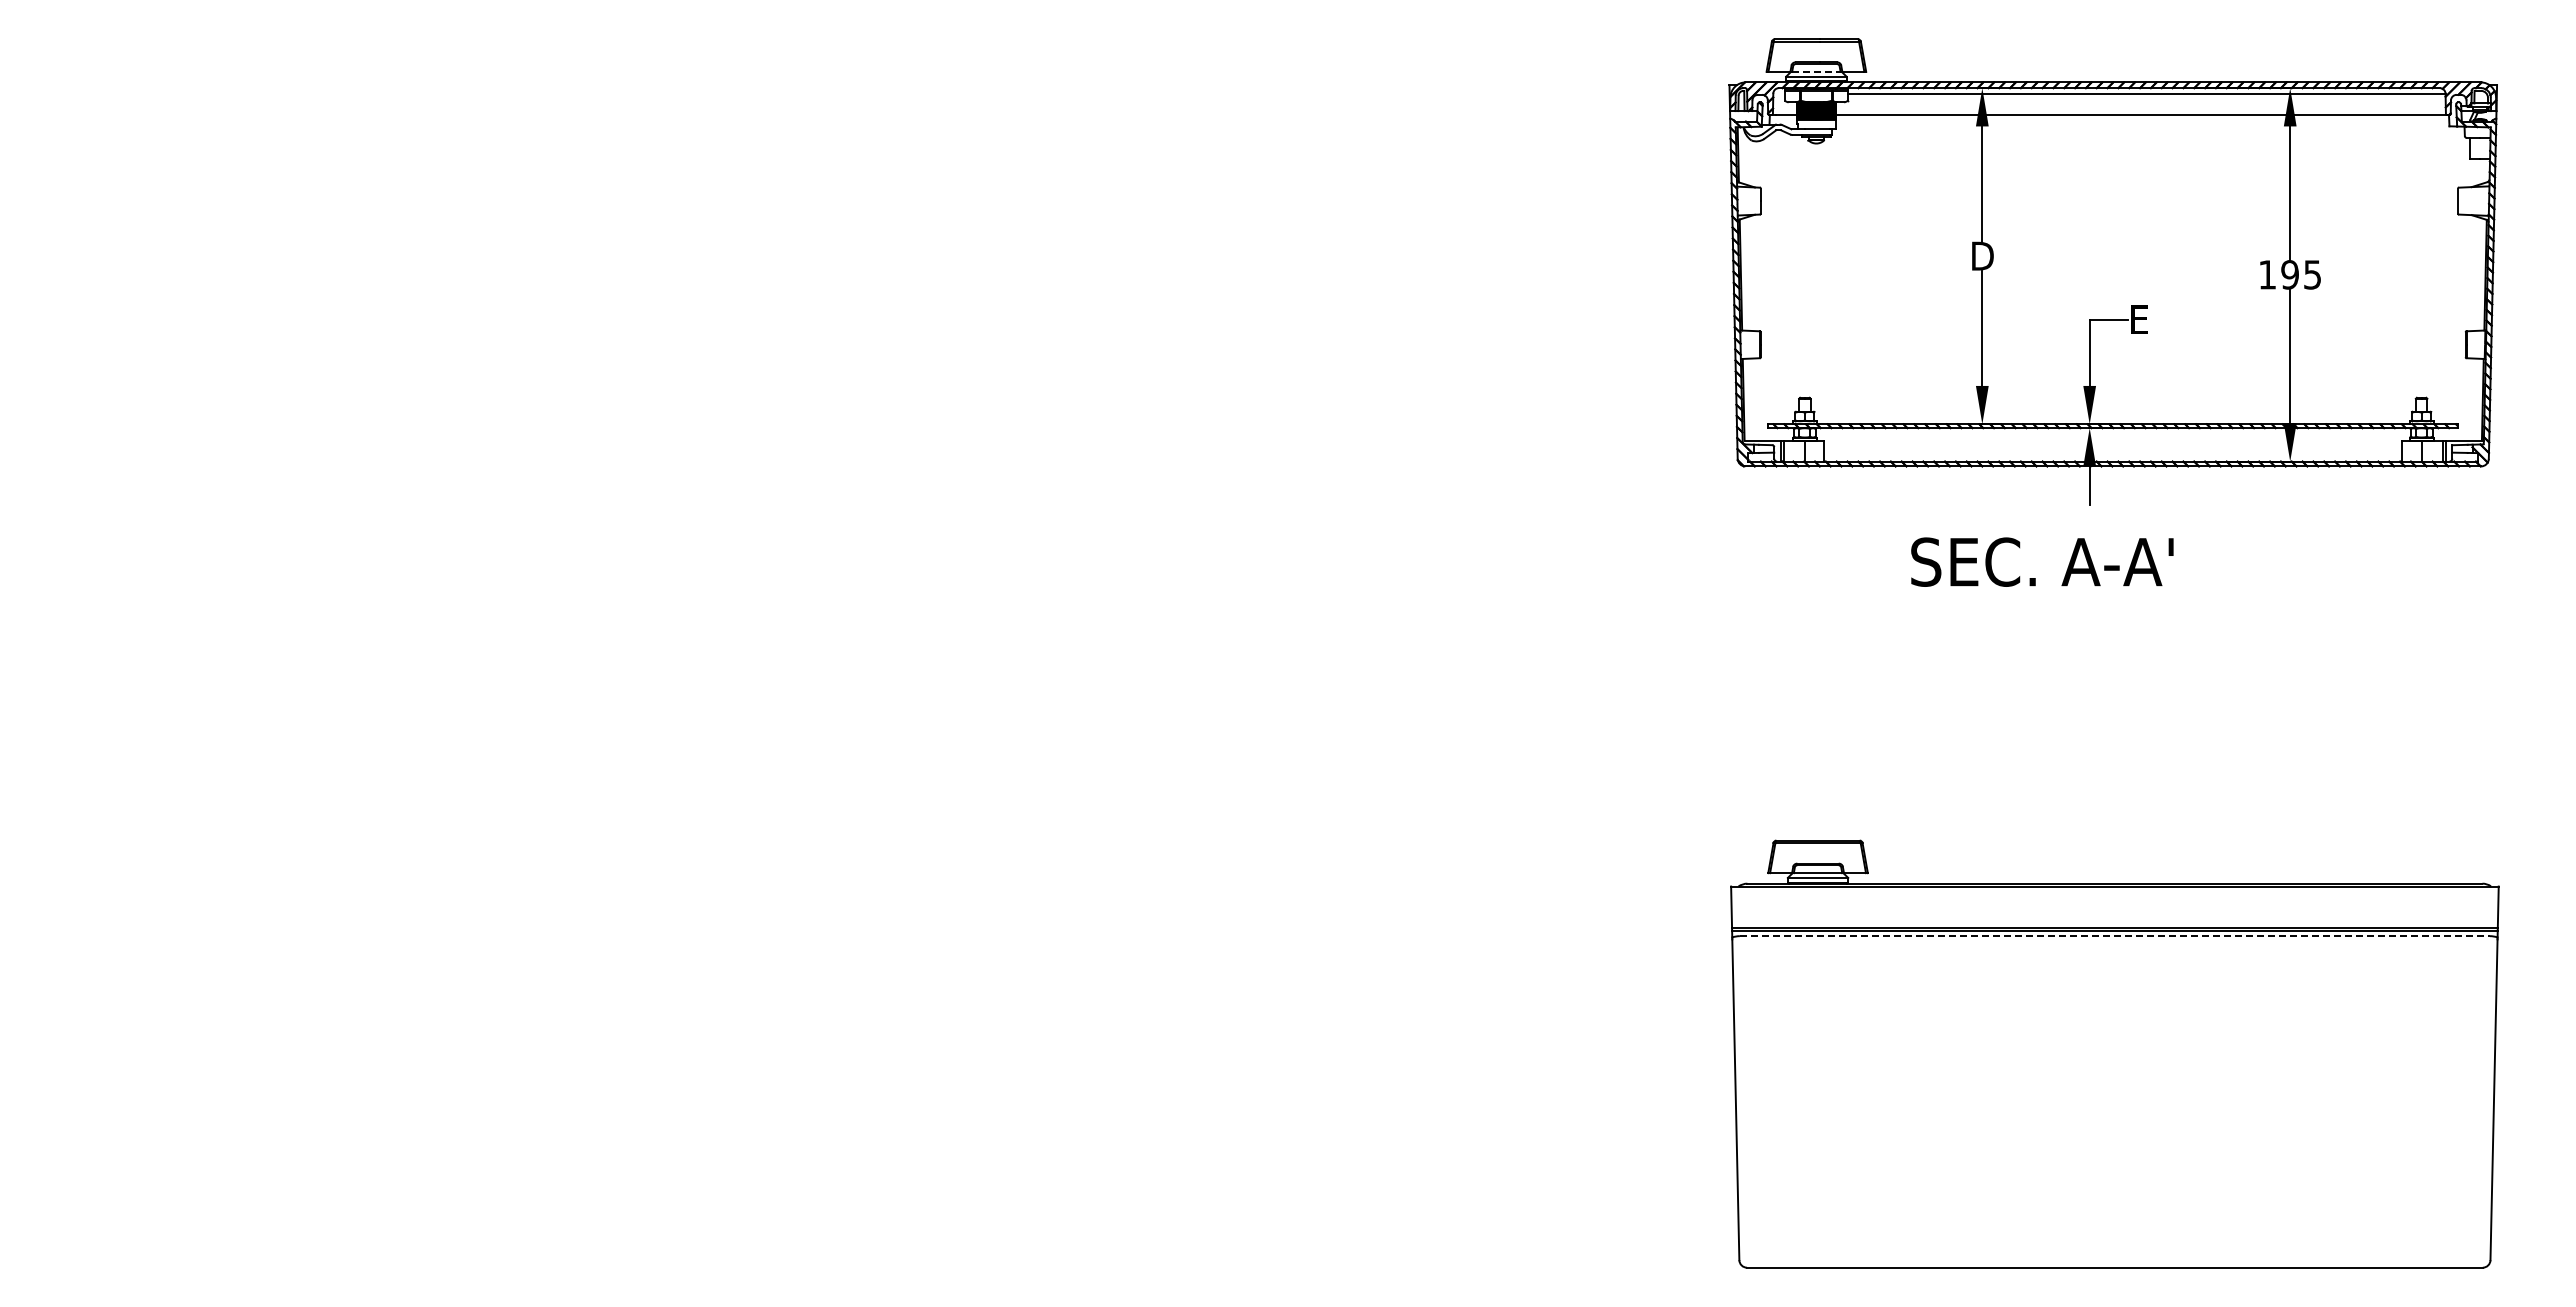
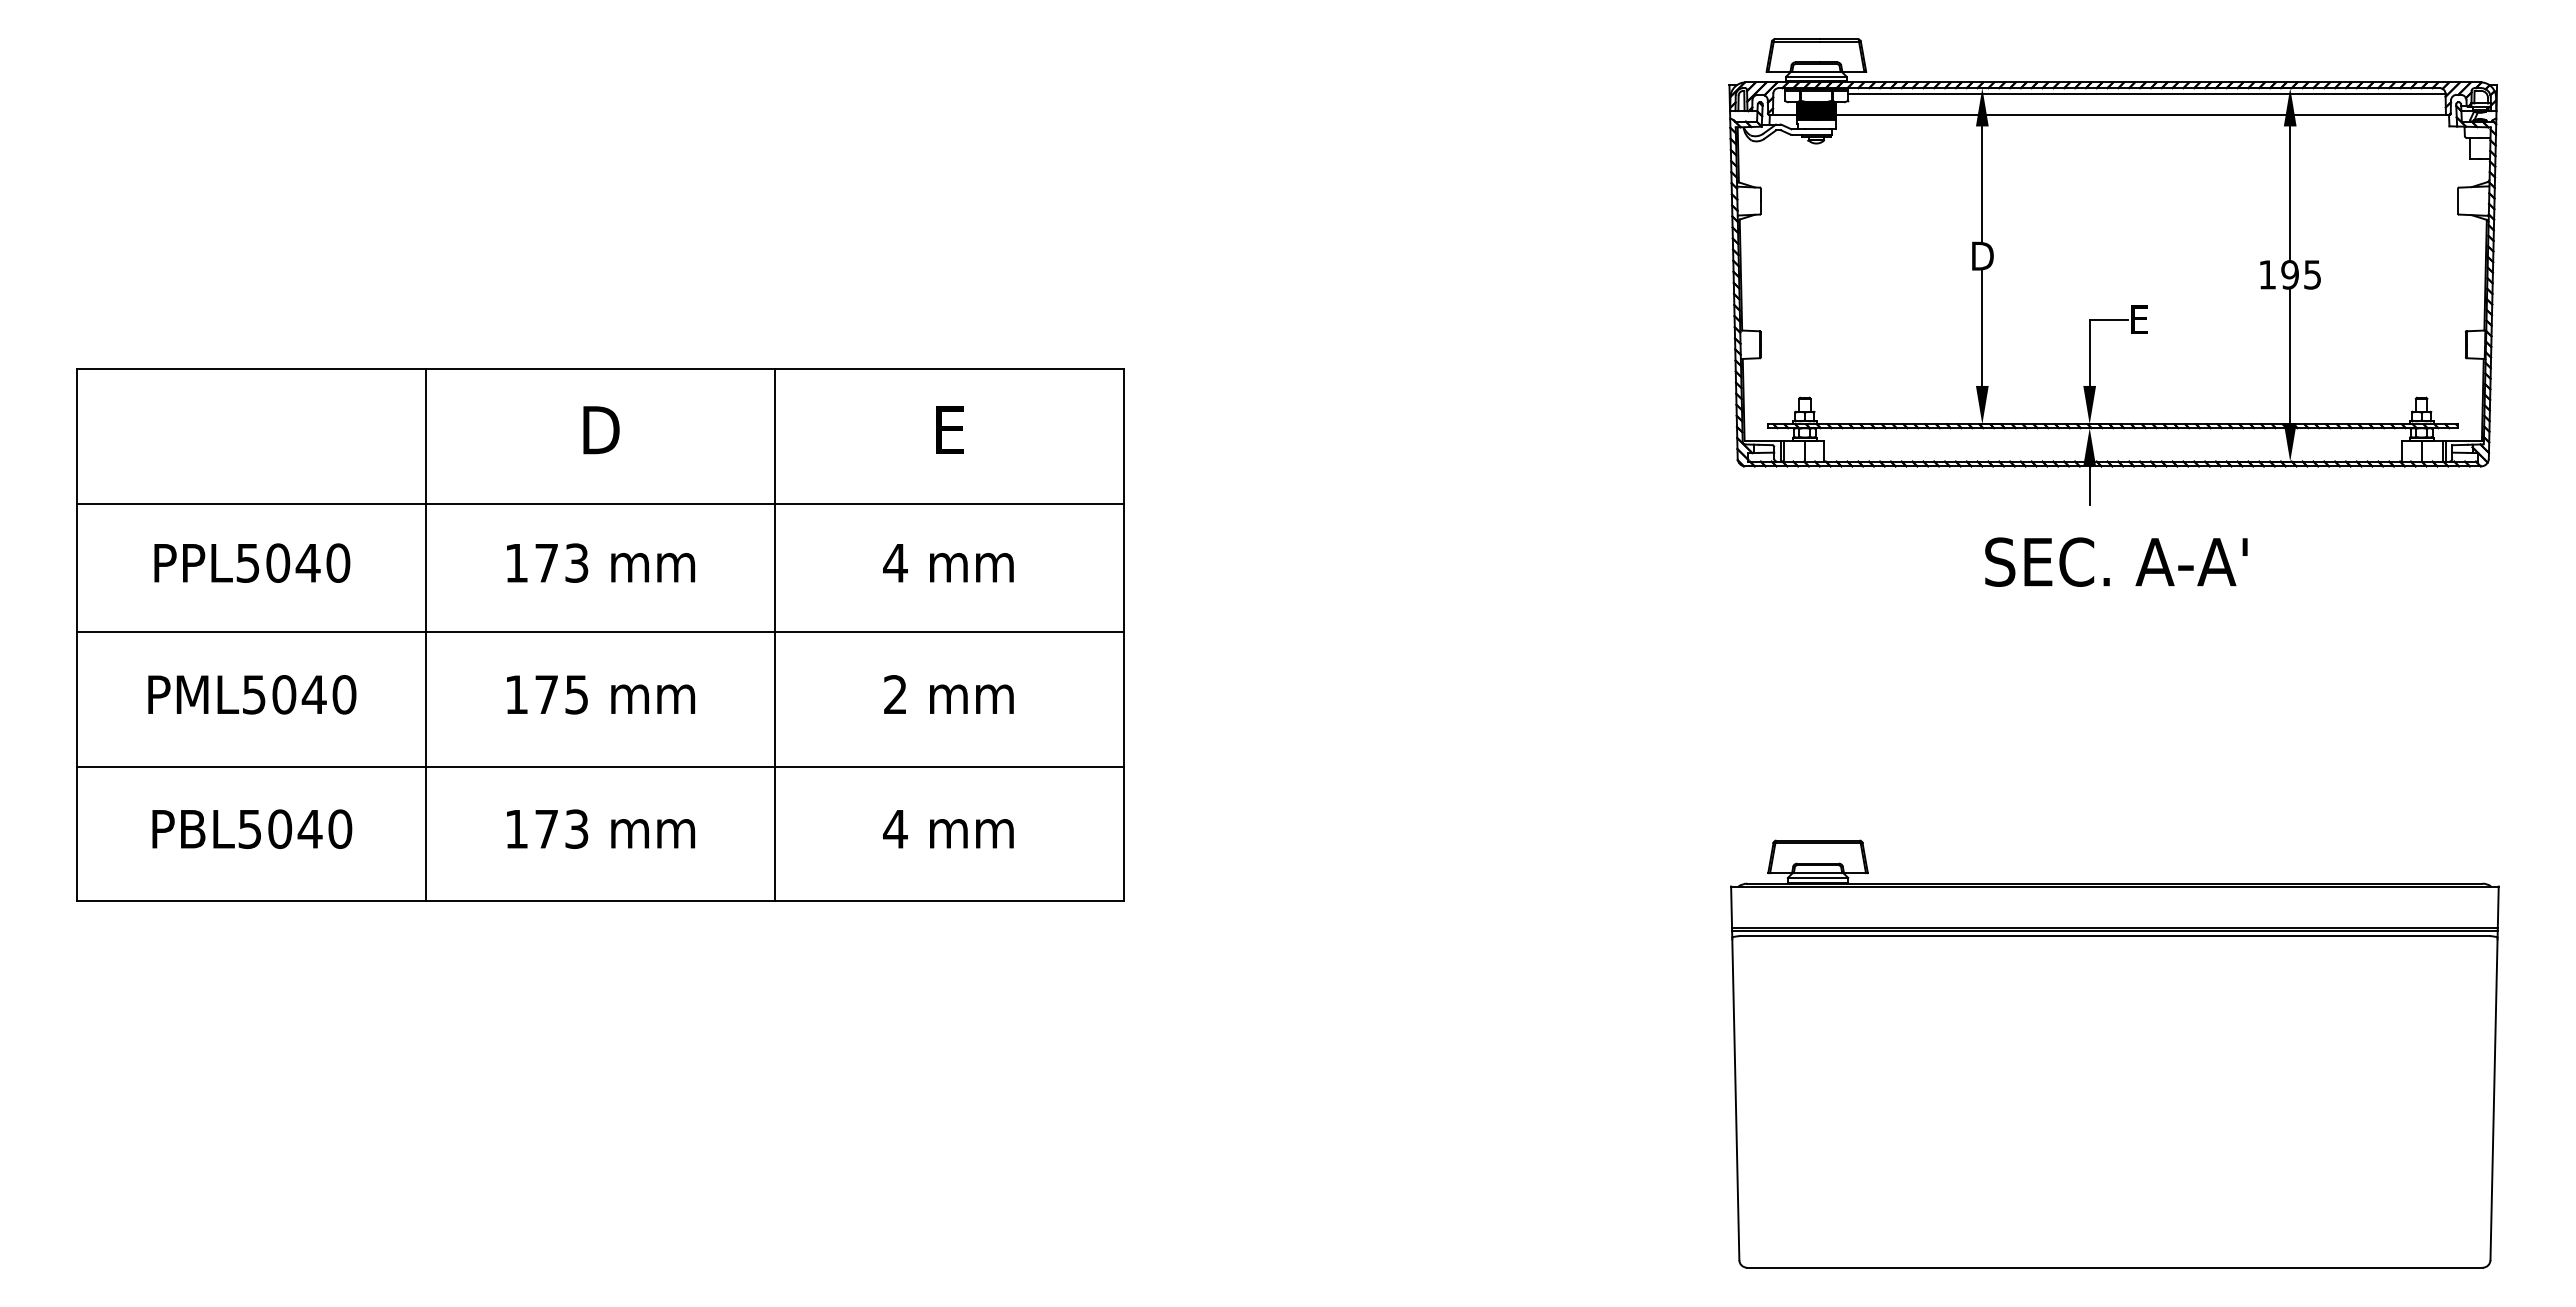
line: dashed -> solid (1816, 71)
text position: (2042, 561) -> (2116, 561) (2116, 561)
part: none -> present (600, 634)
line: dashed -> solid (2115, 936)
